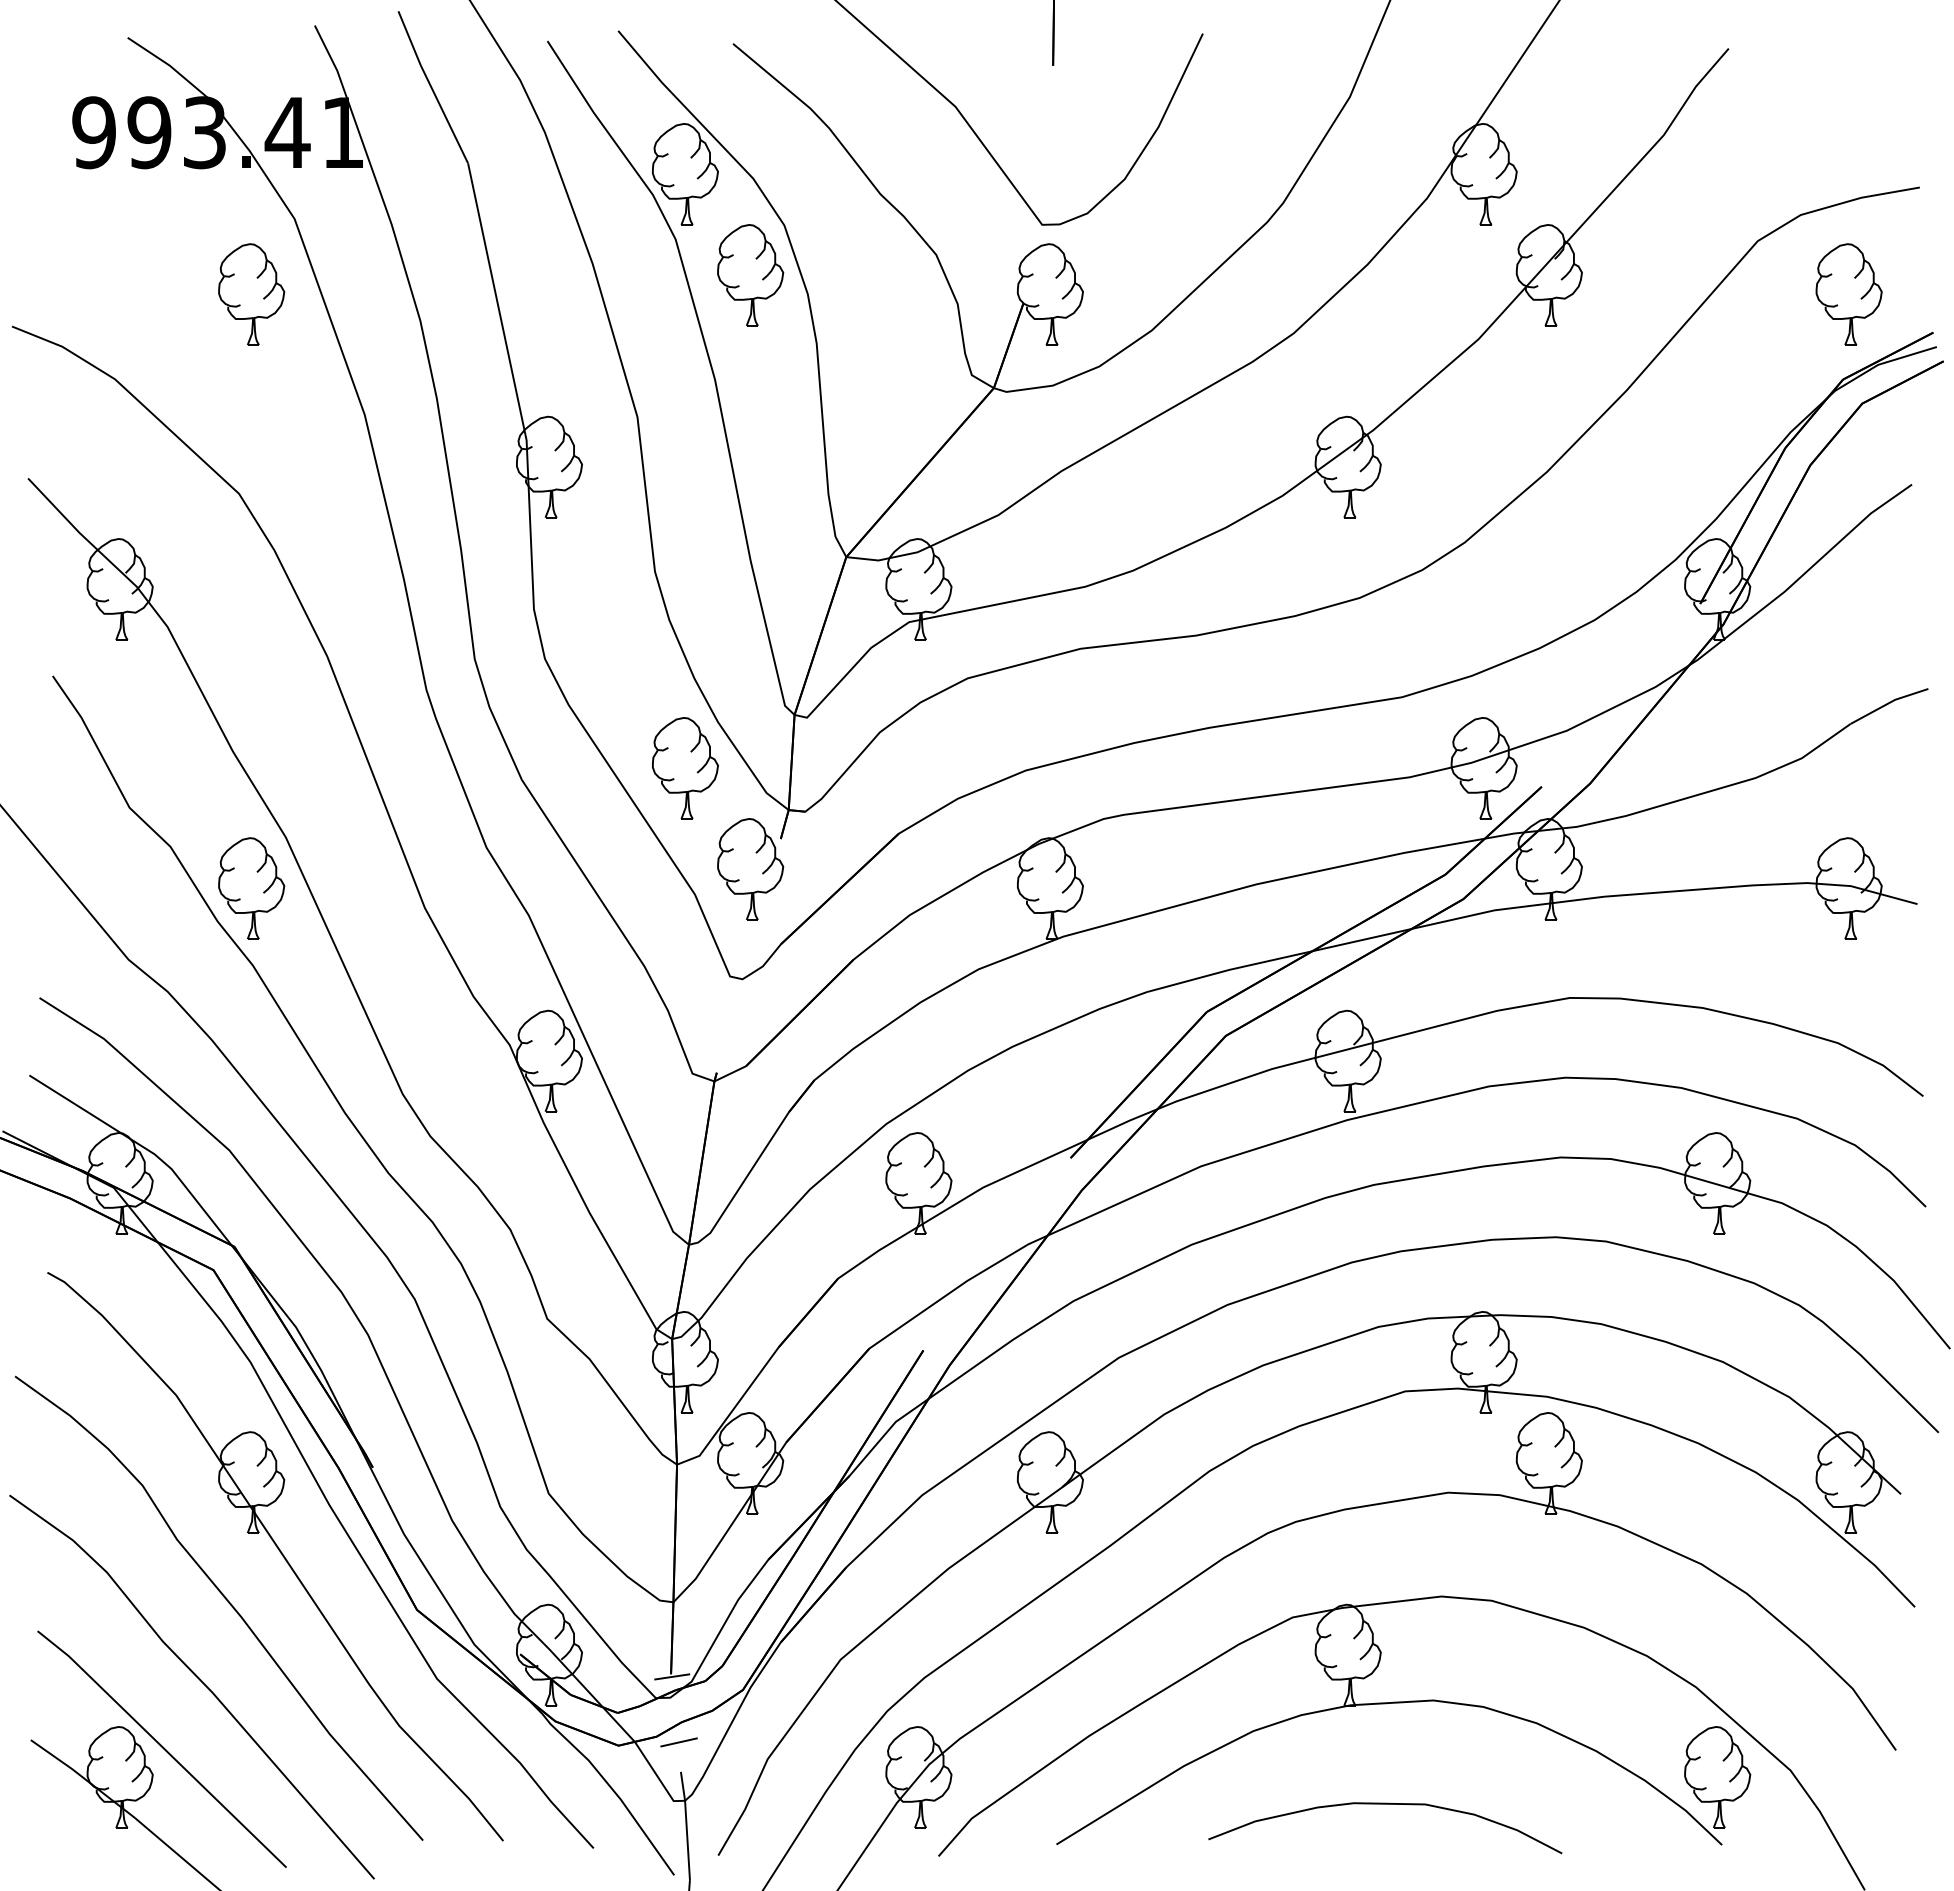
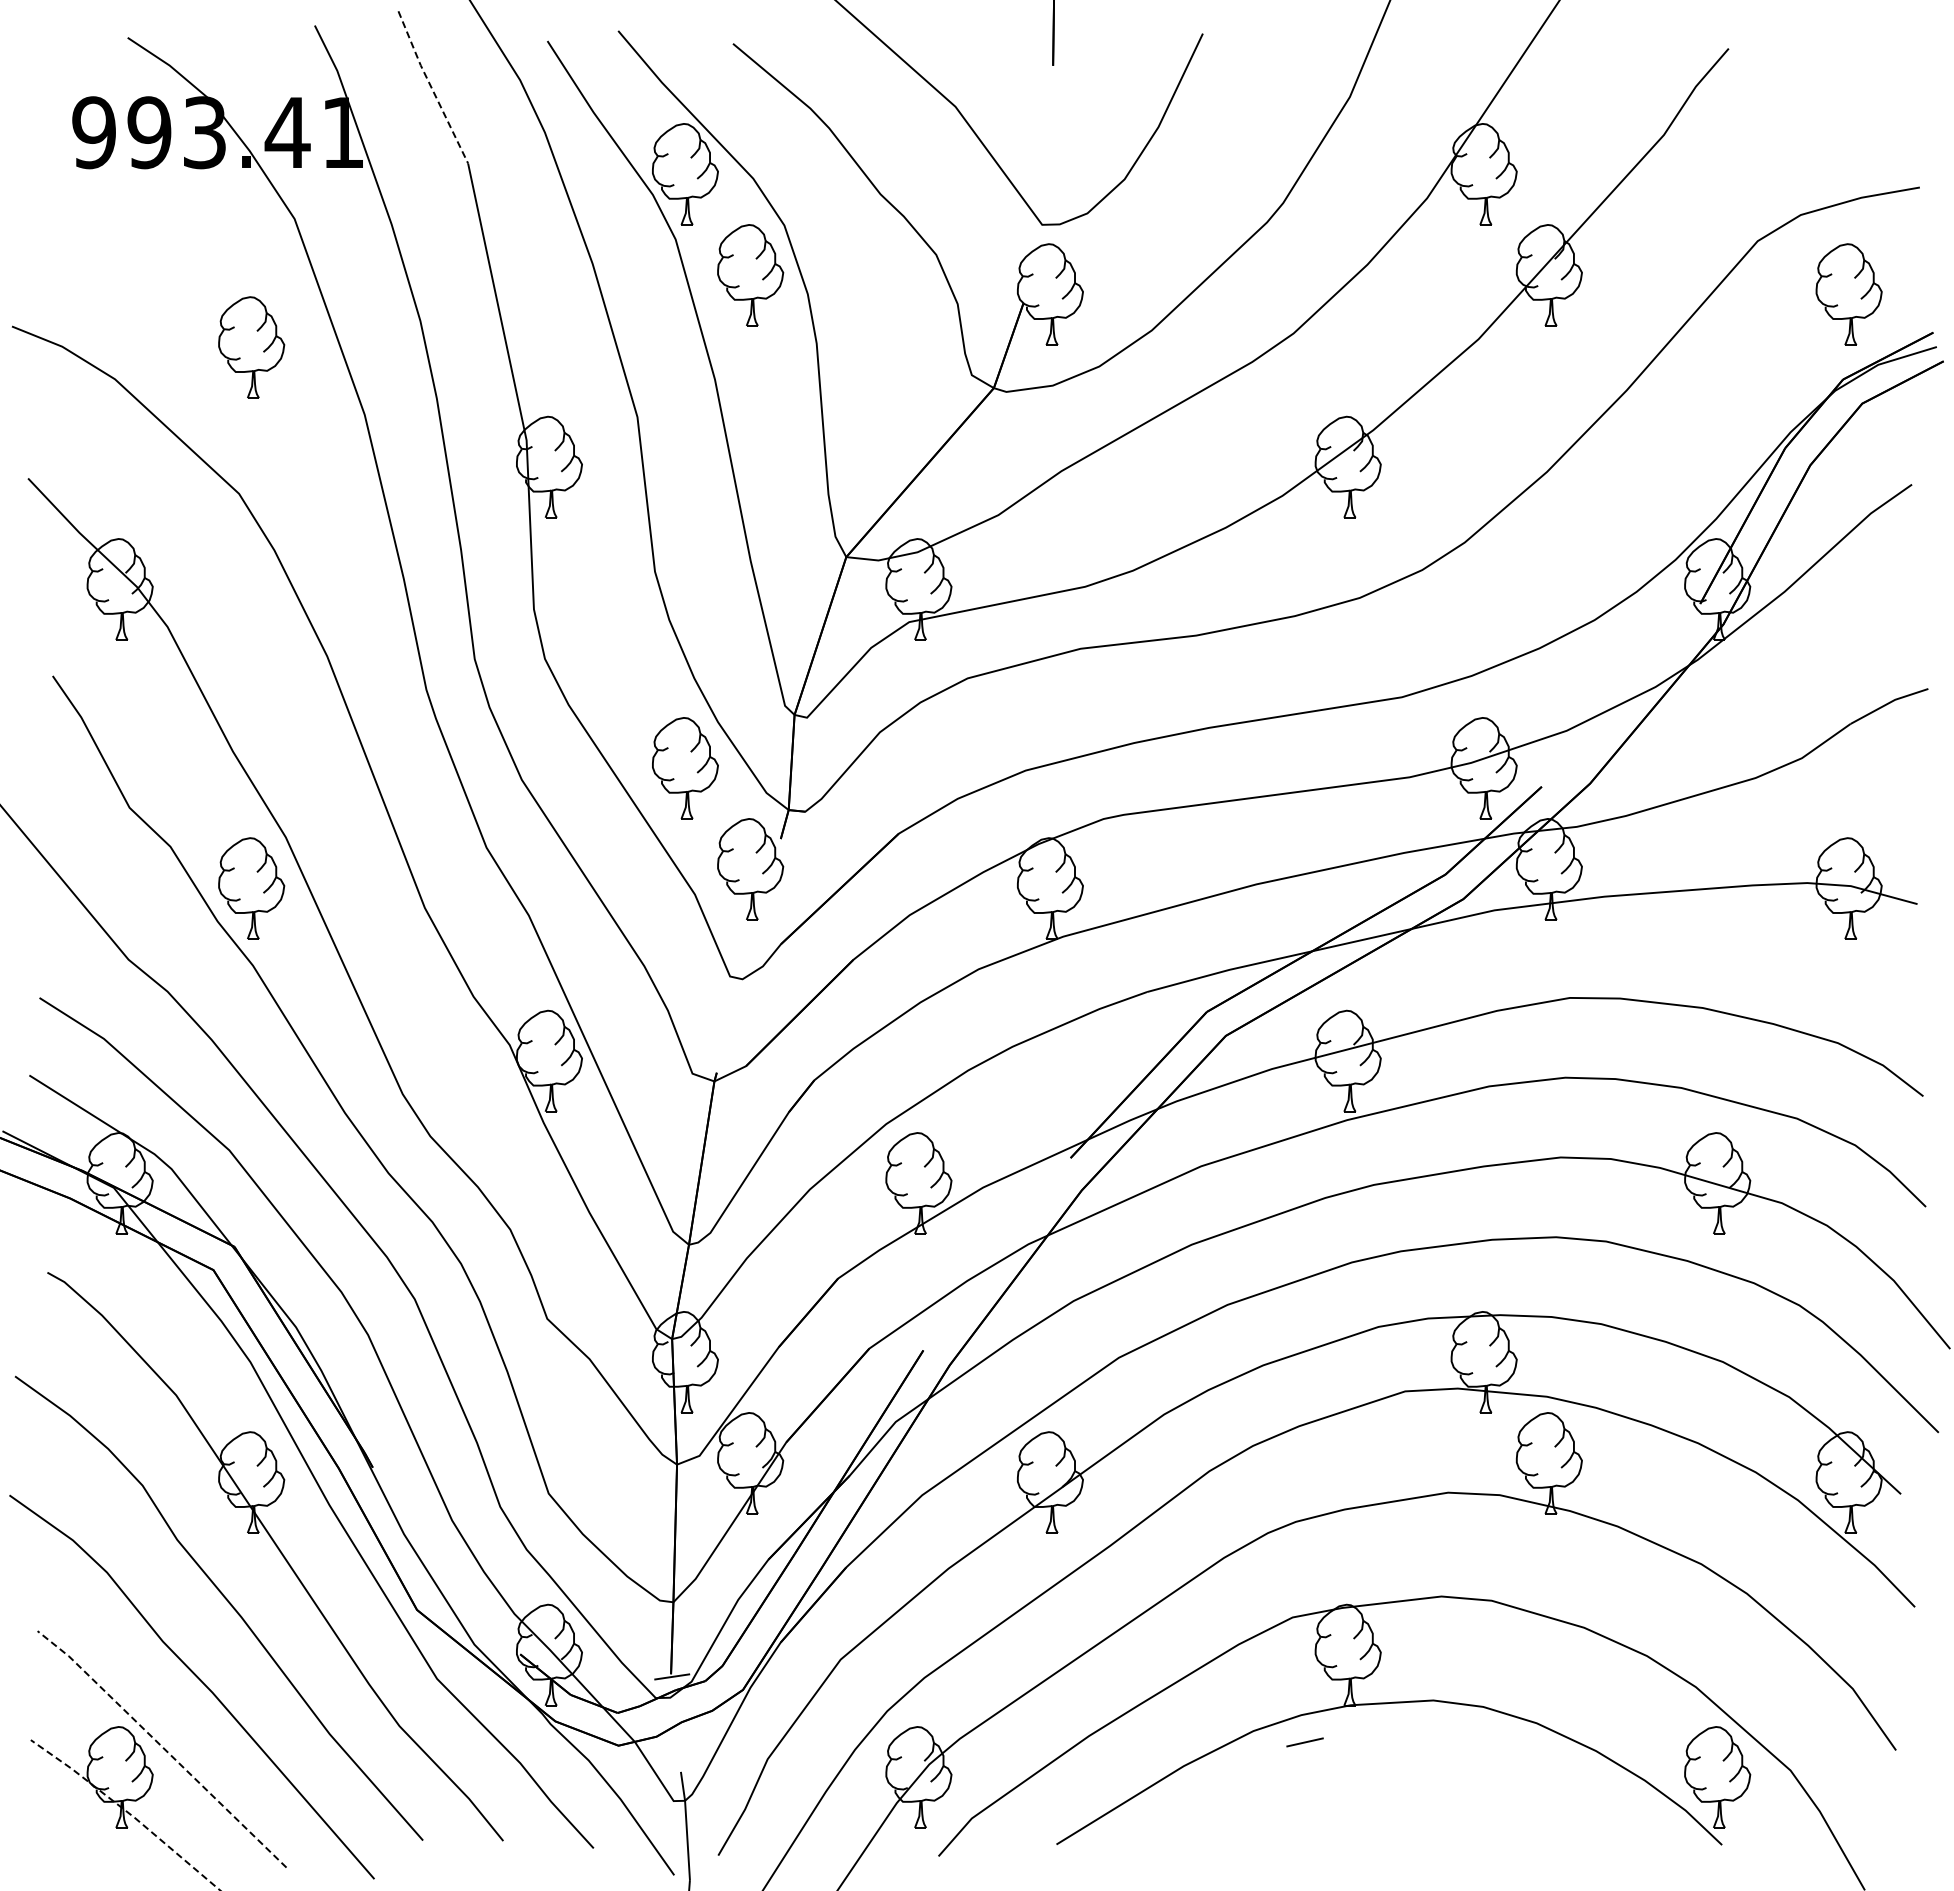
line: solid -> dashed (431, 87)
part position: (251, 294) -> (251, 347) (251, 347)
line position: (678, 1742) -> (1304, 1742) (1304, 1742)
line: solid -> dashed (162, 1747)
curve: present -> none (1385, 1804)
line: solid -> dashed (127, 1812)
